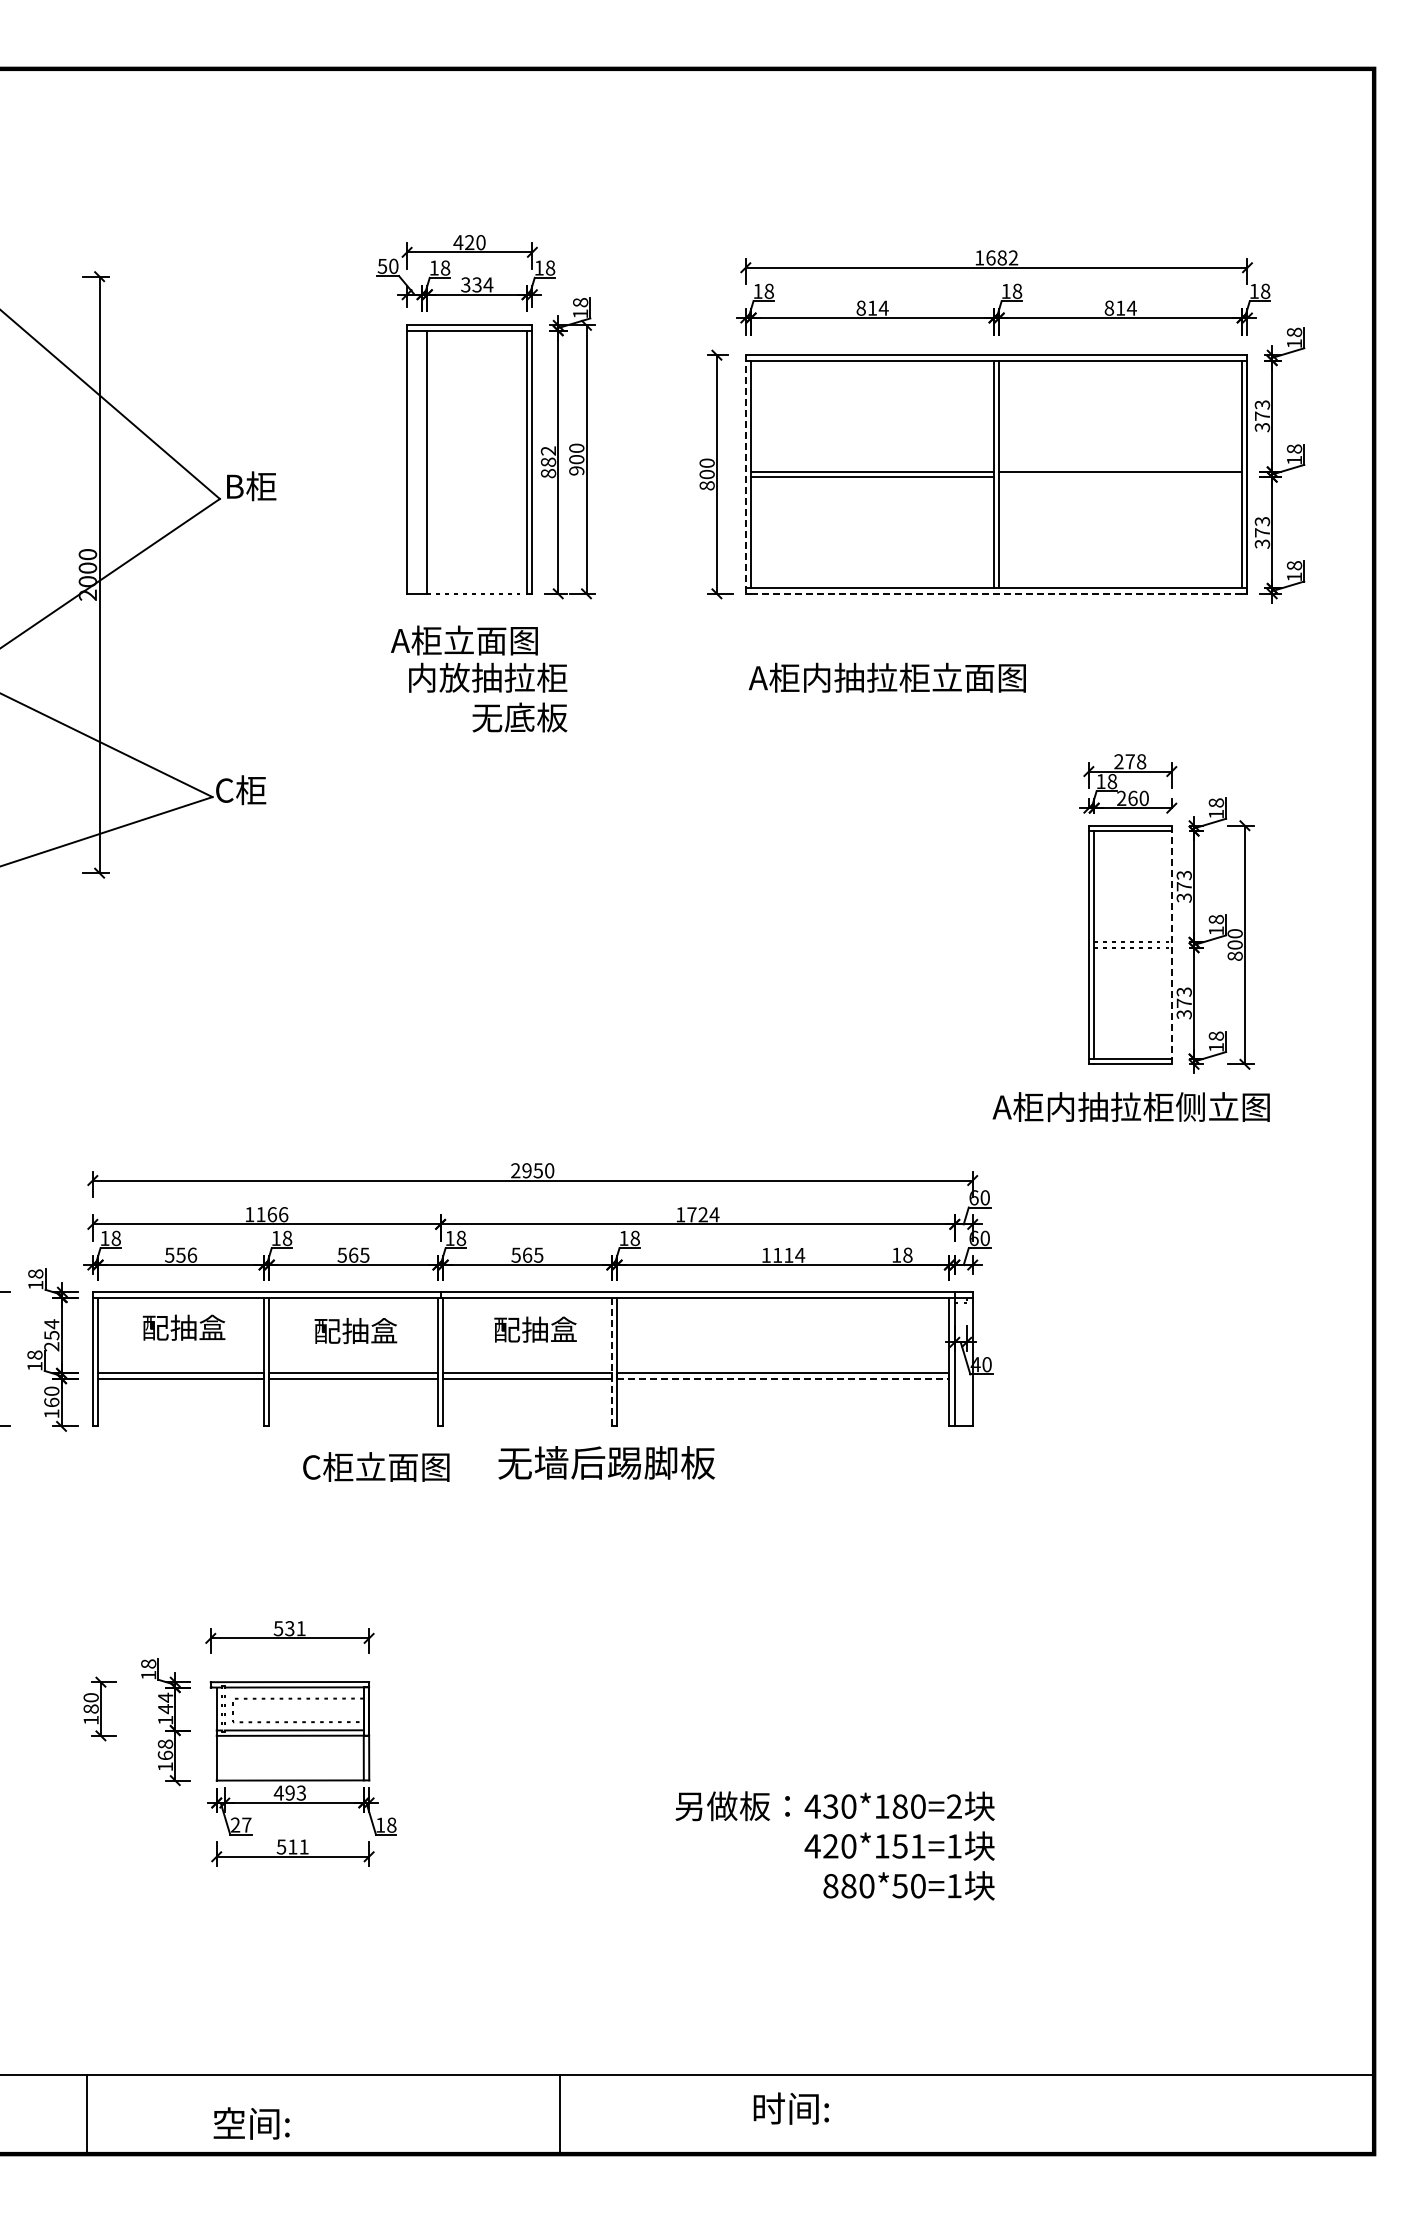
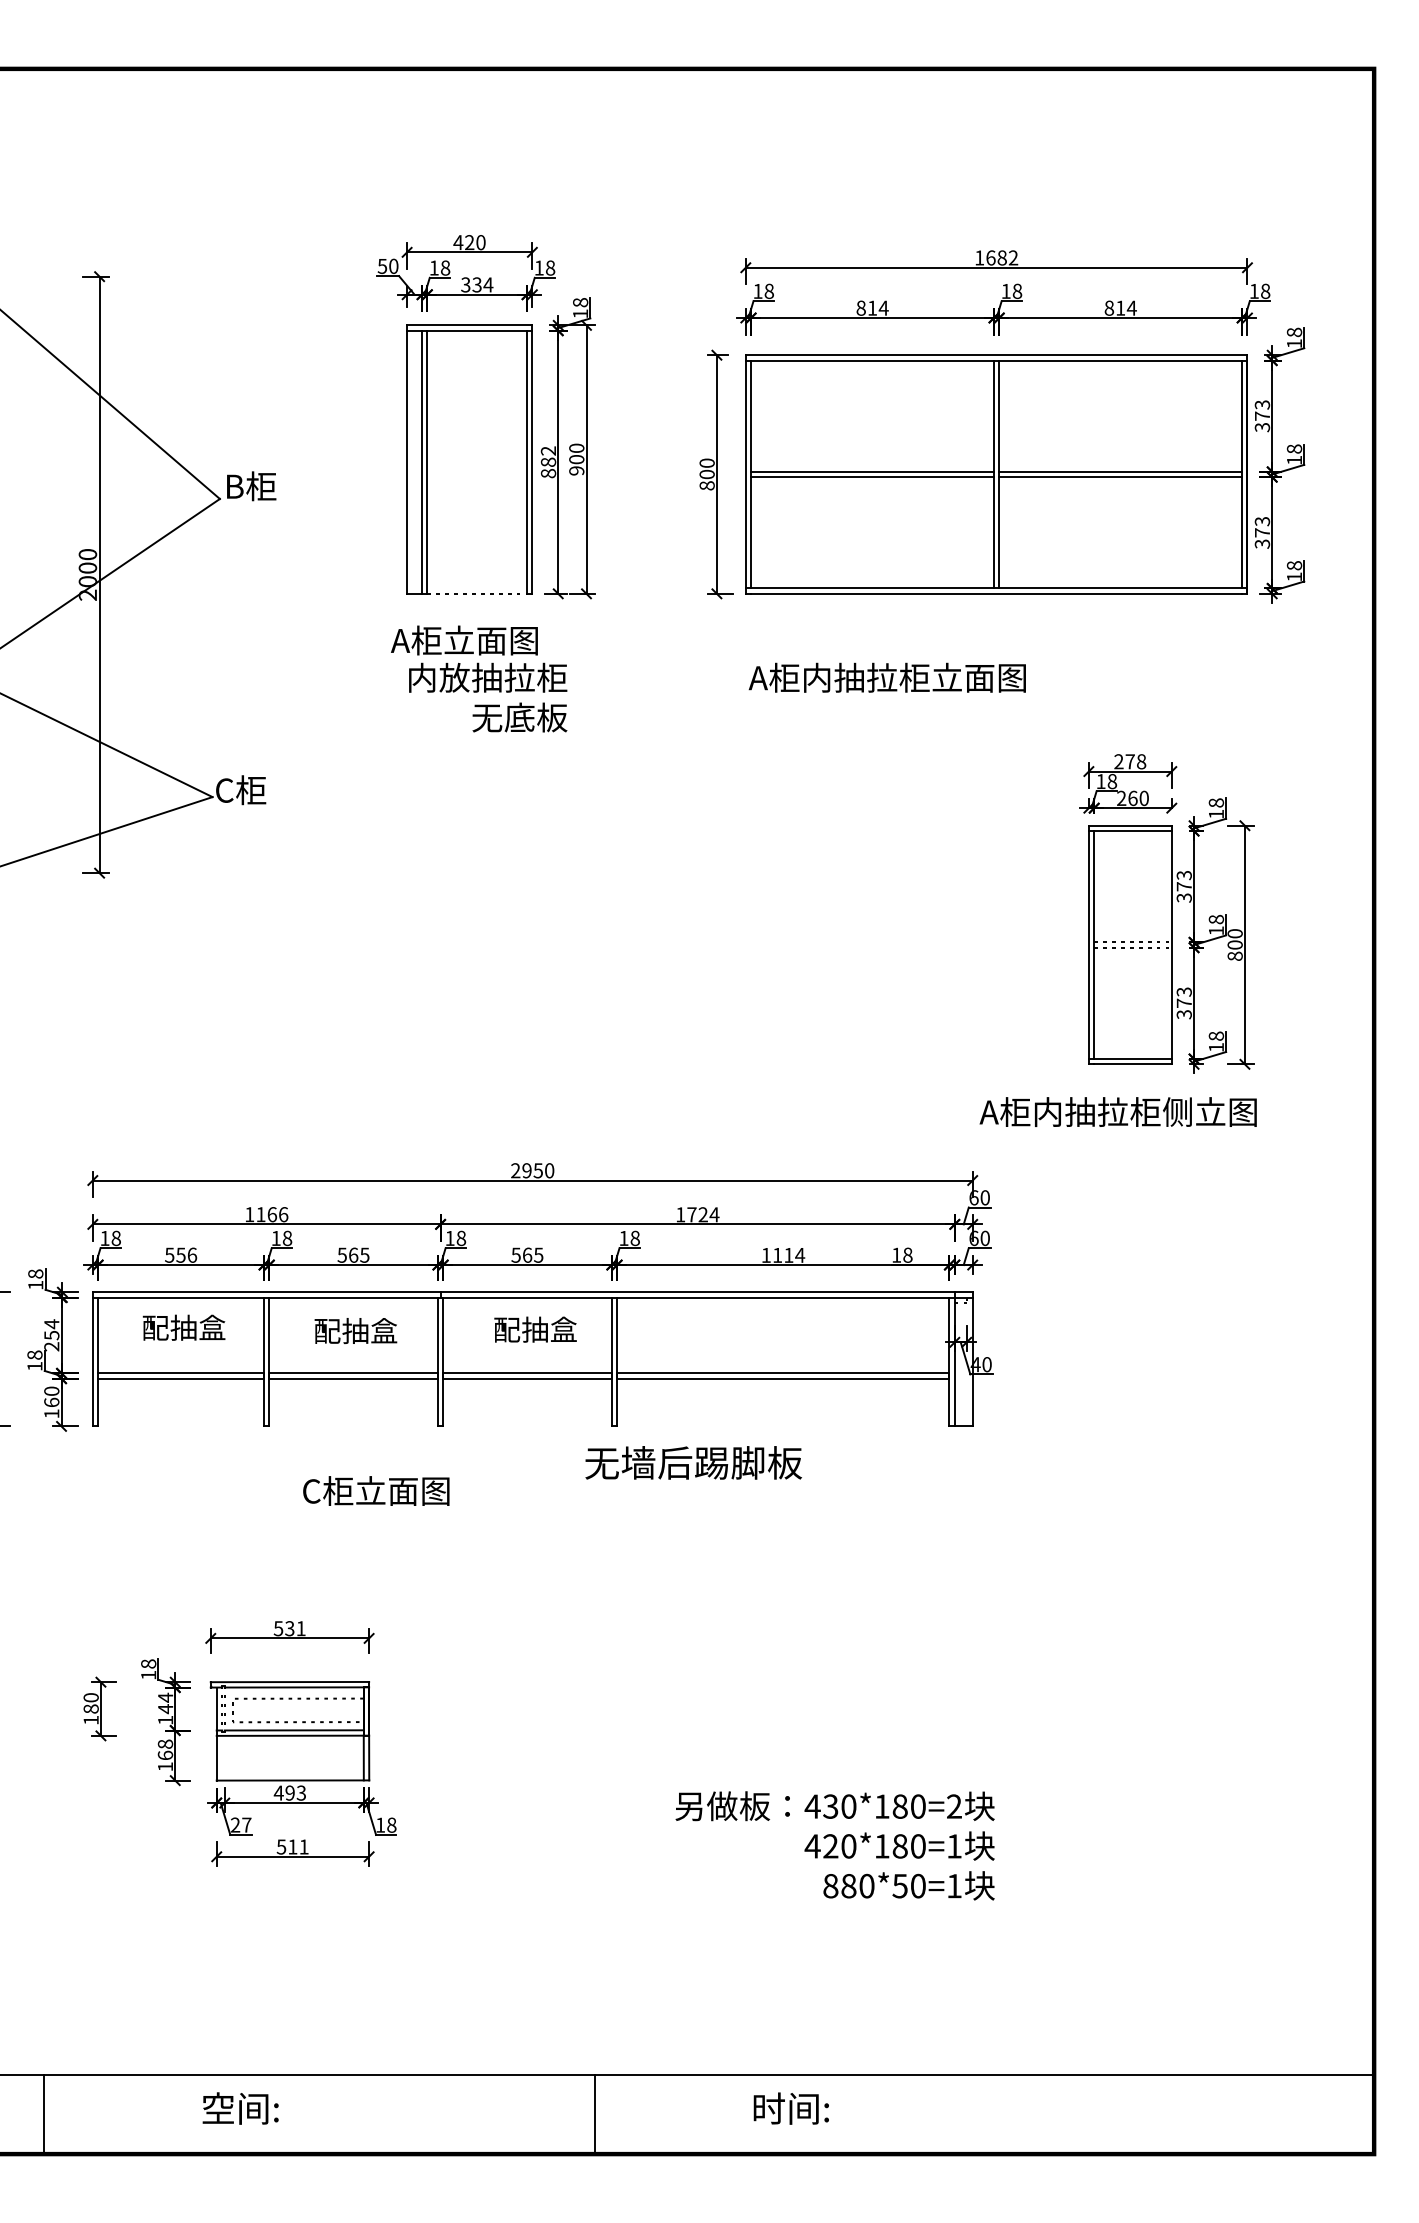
line: none -> present (422, 461)
line: dashed -> solid (745, 475)
line: none -> present (1120, 477)
line: dashed -> solid (997, 593)
line: dashed -> solid (1171, 945)
text position: (1130, 1106) -> (1117, 1111) (1117, 1111)
line: dashed -> solid (611, 1362)
line: dashed -> solid (783, 1378)
text position: (606, 1462) -> (693, 1462) (693, 1462)
text position: (376, 1466) -> (376, 1490) (376, 1490)
text: 420*151=1 -> 420*180=1 (908, 1846)
line position: (87, 2114) -> (44, 2114) (44, 2114)
line position: (559, 2114) -> (594, 2114) (594, 2114)
text position: (251, 2123) -> (240, 2108) (240, 2108)
